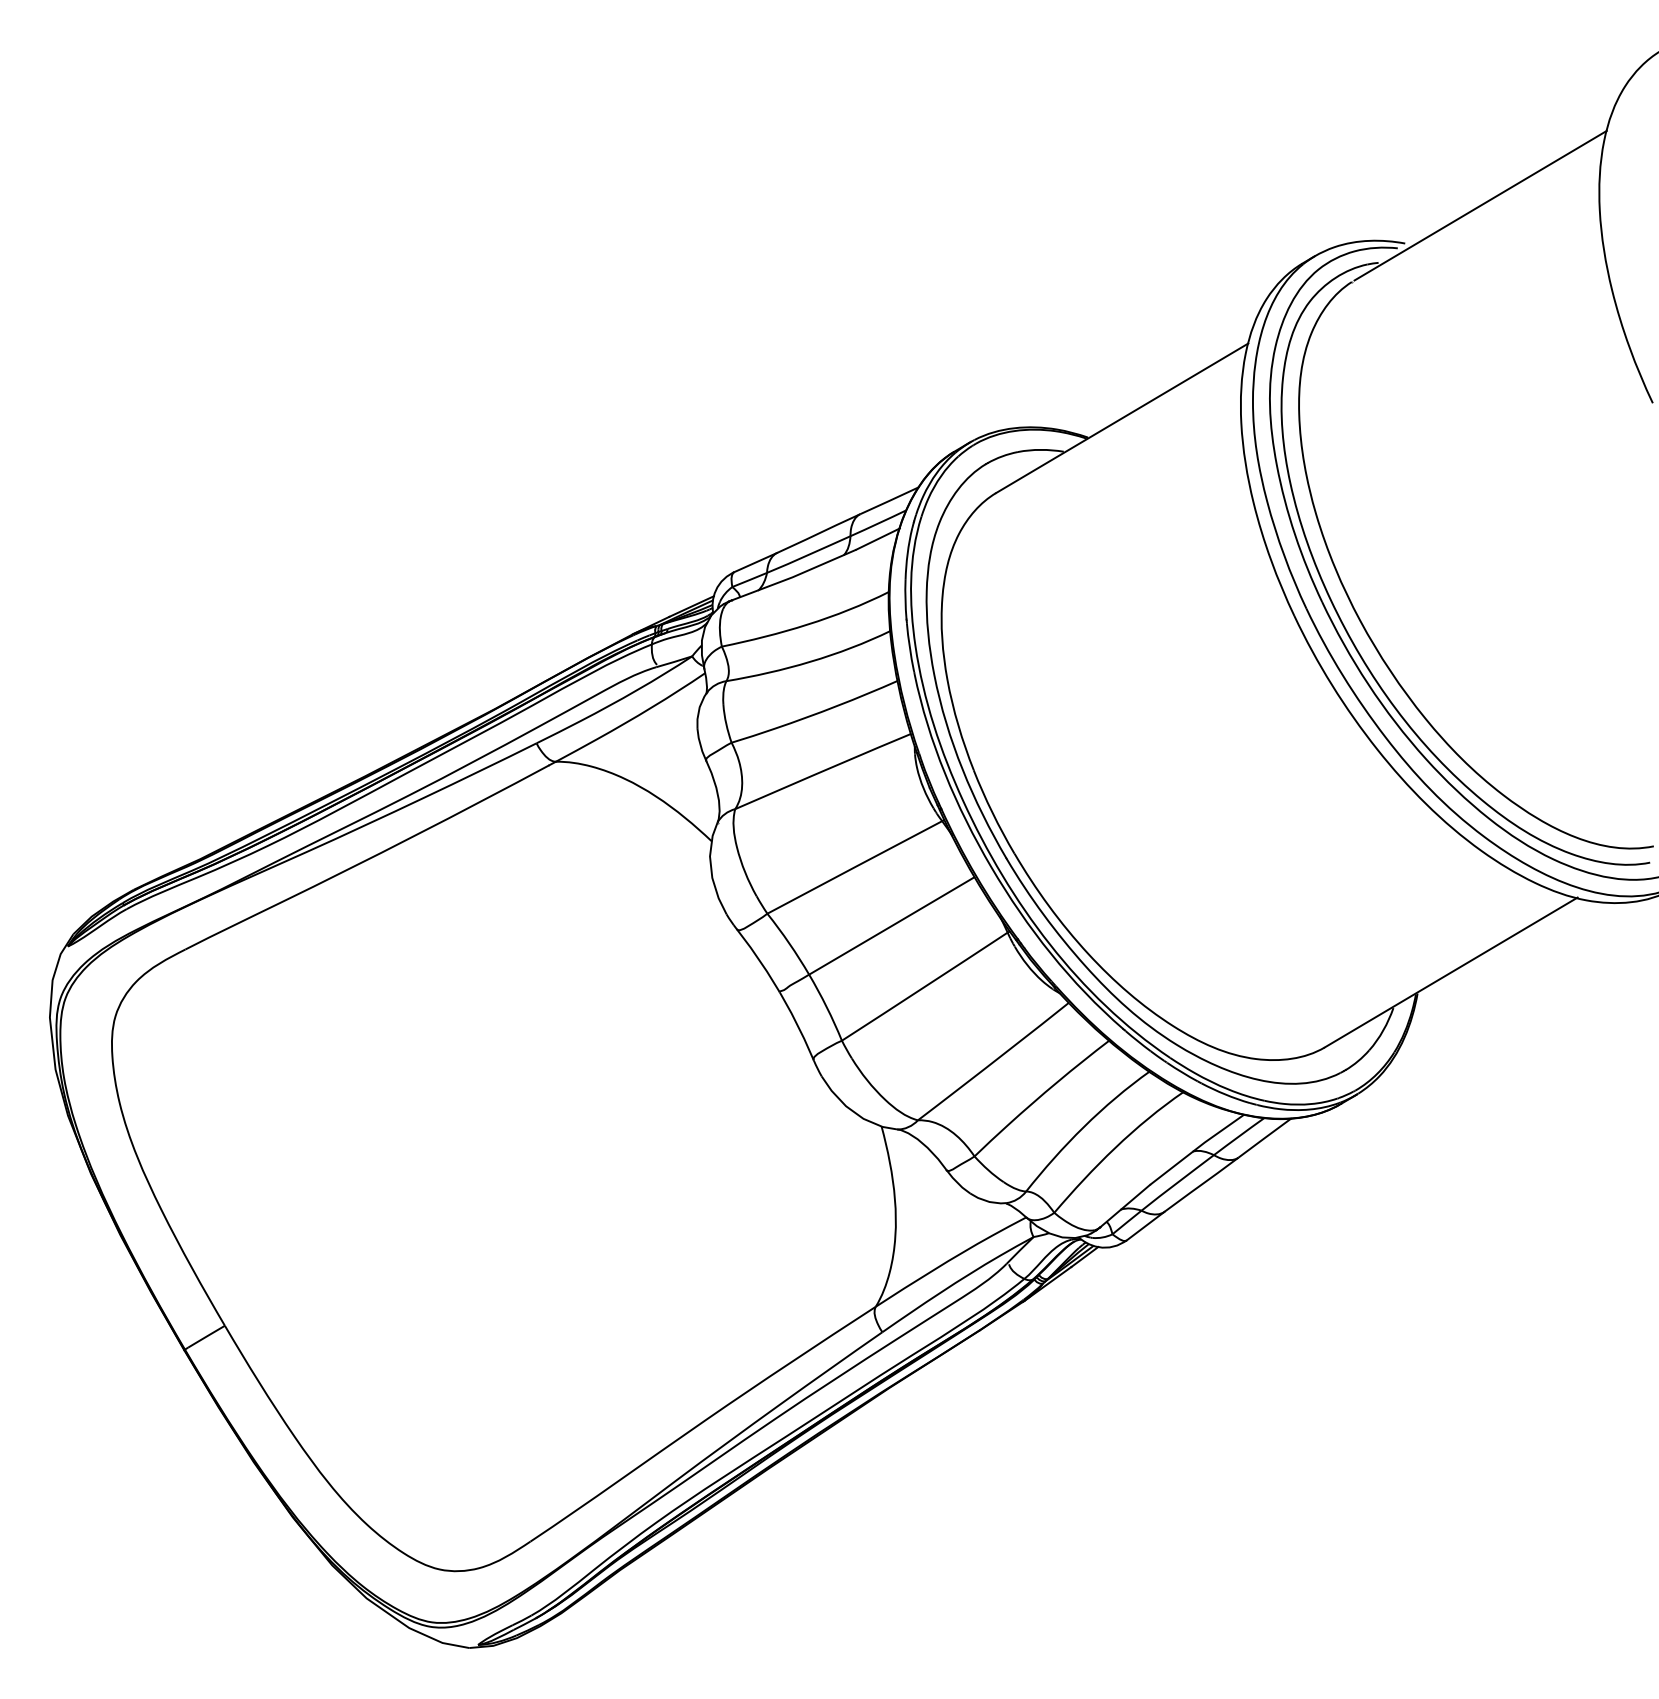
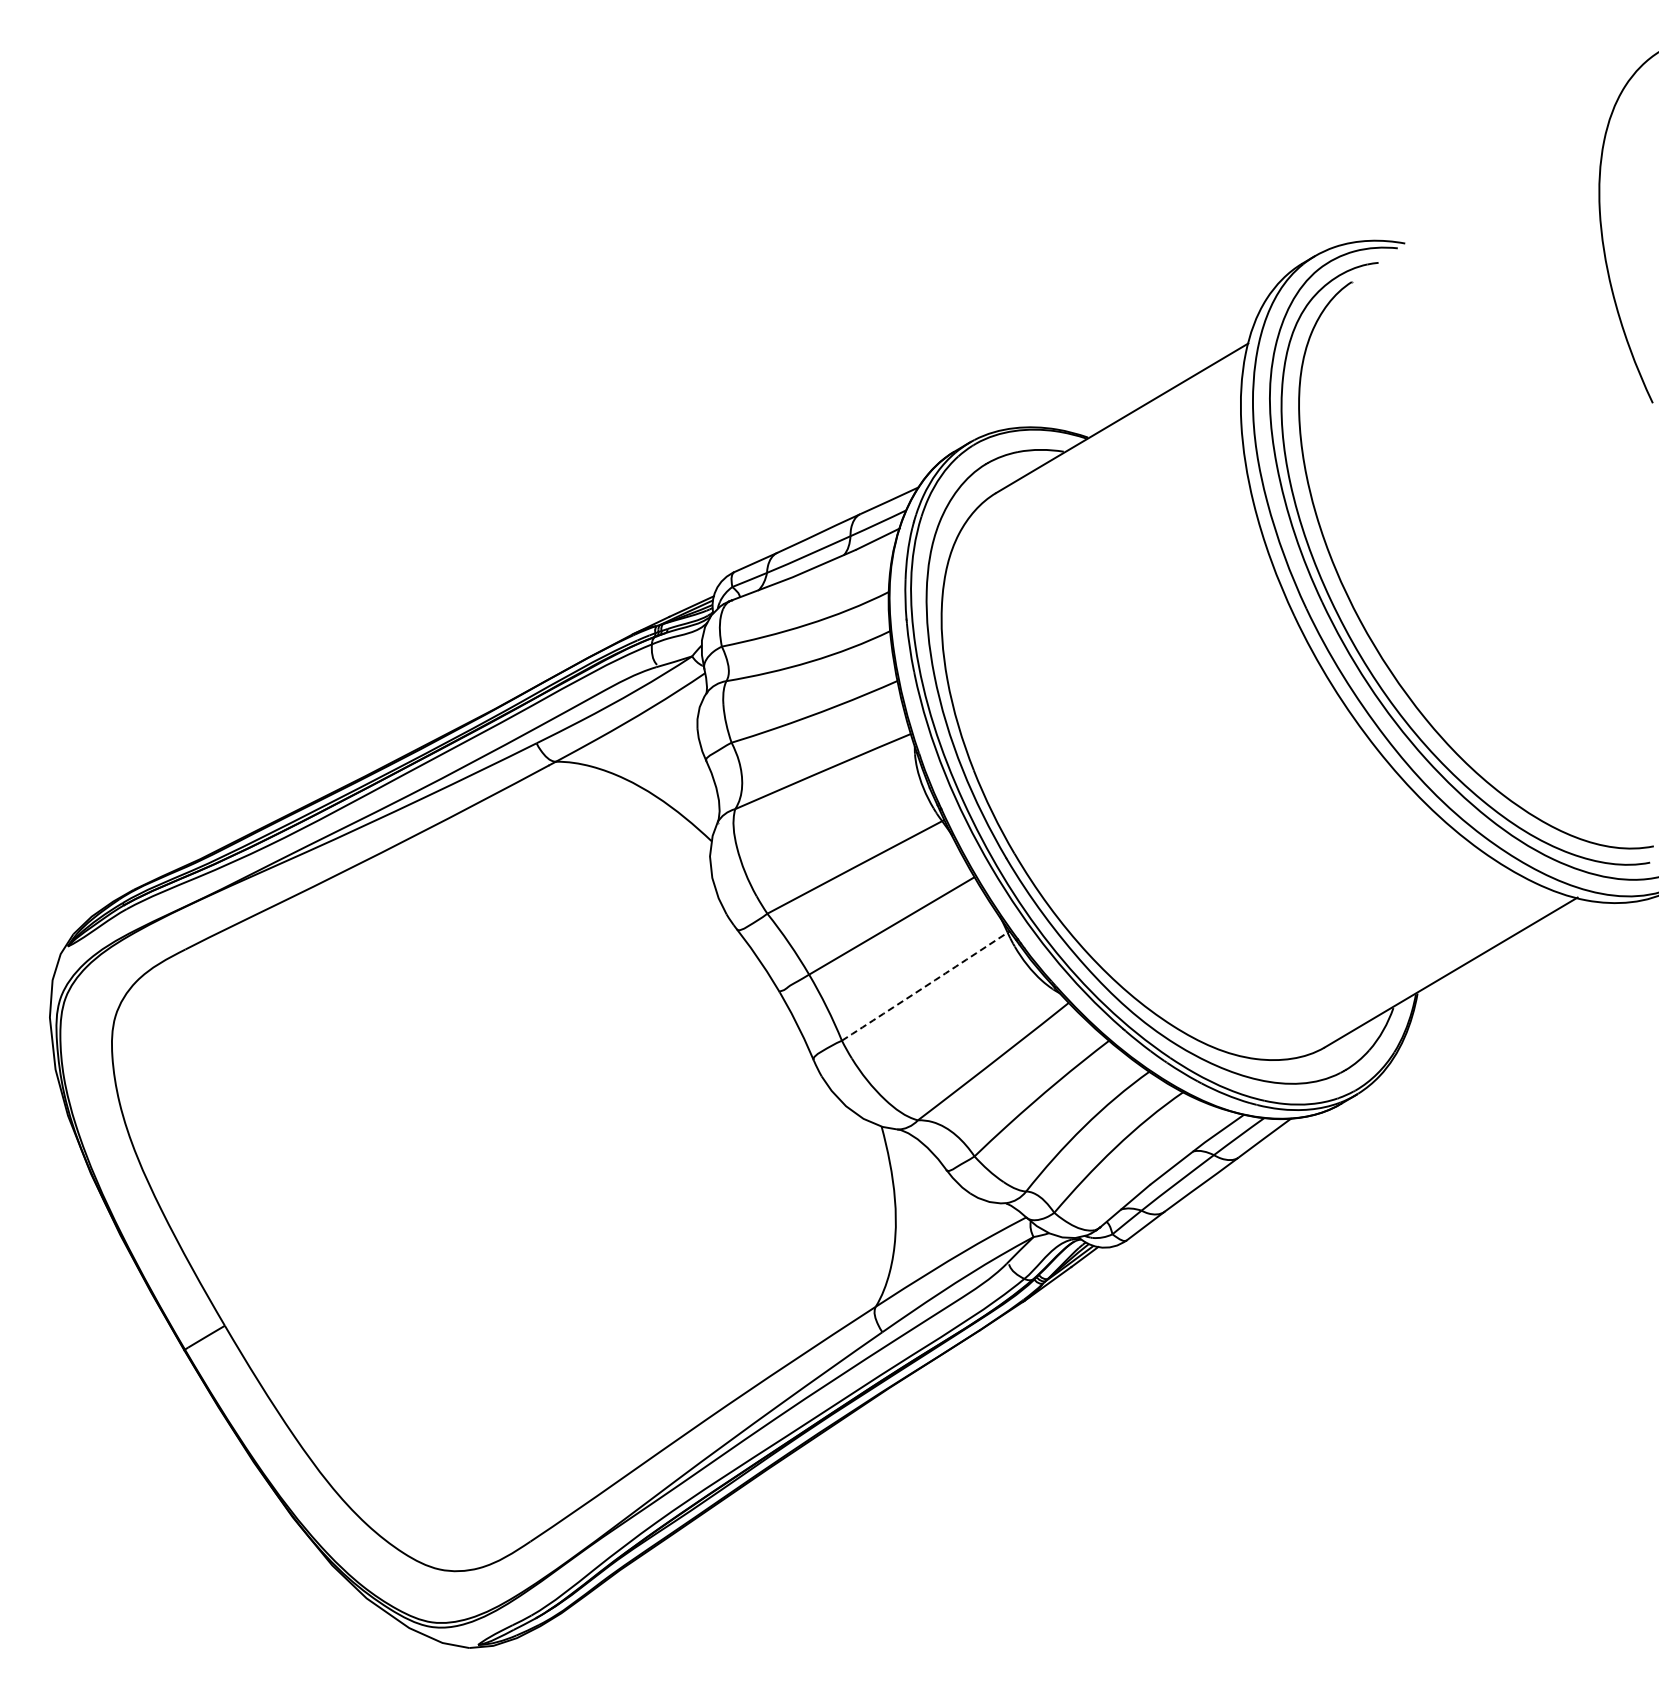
line: present -> none (1480, 205)
arc: solid -> dashed (924, 986)
